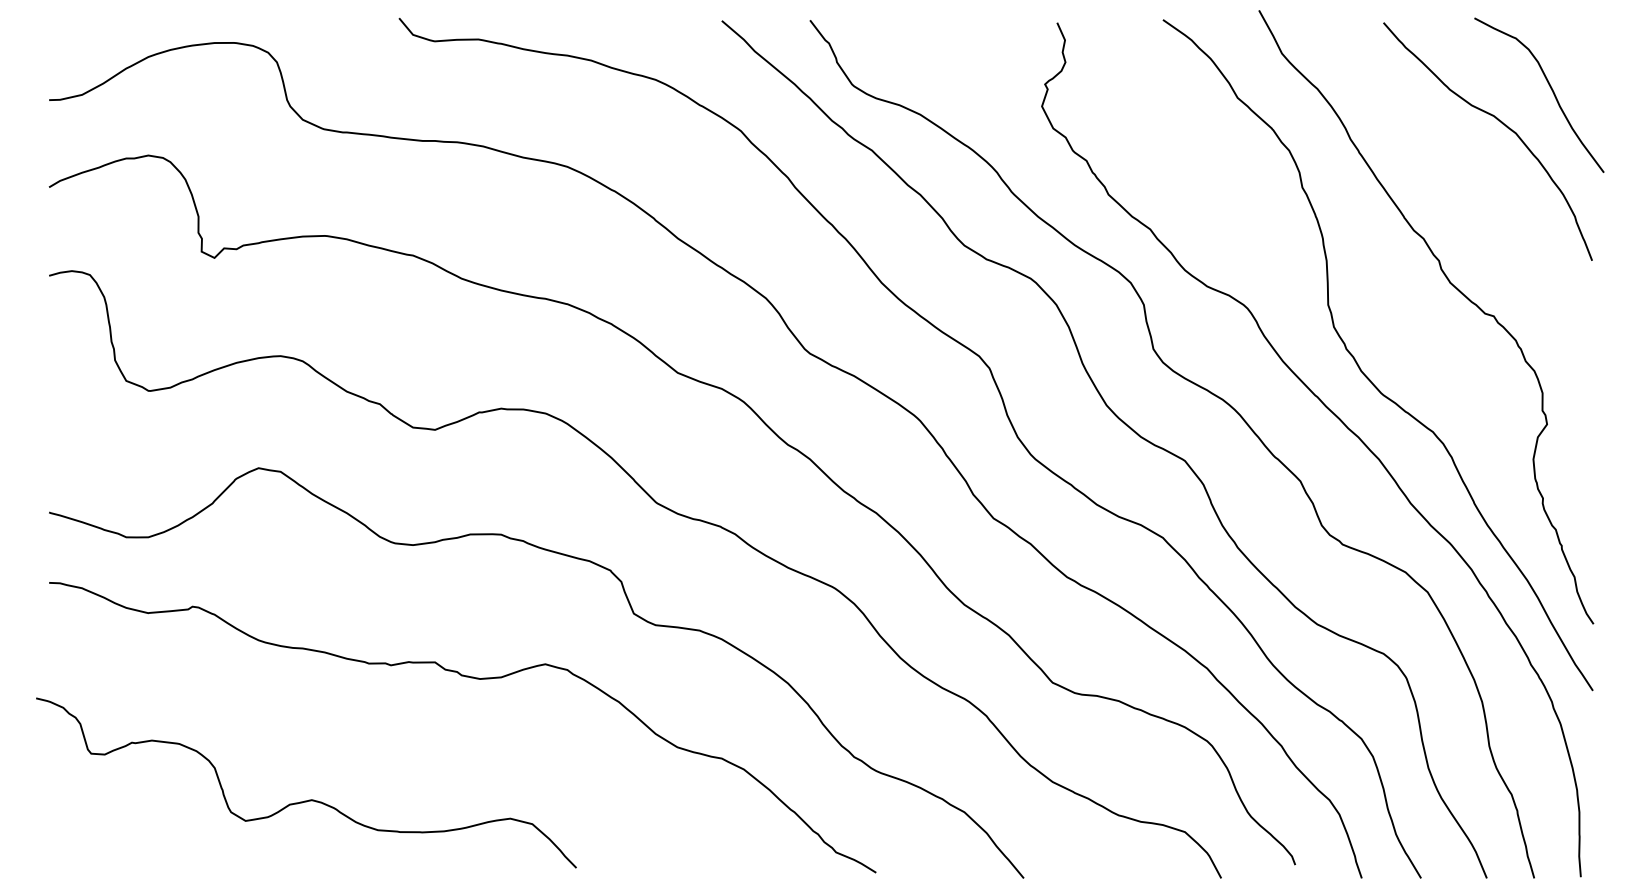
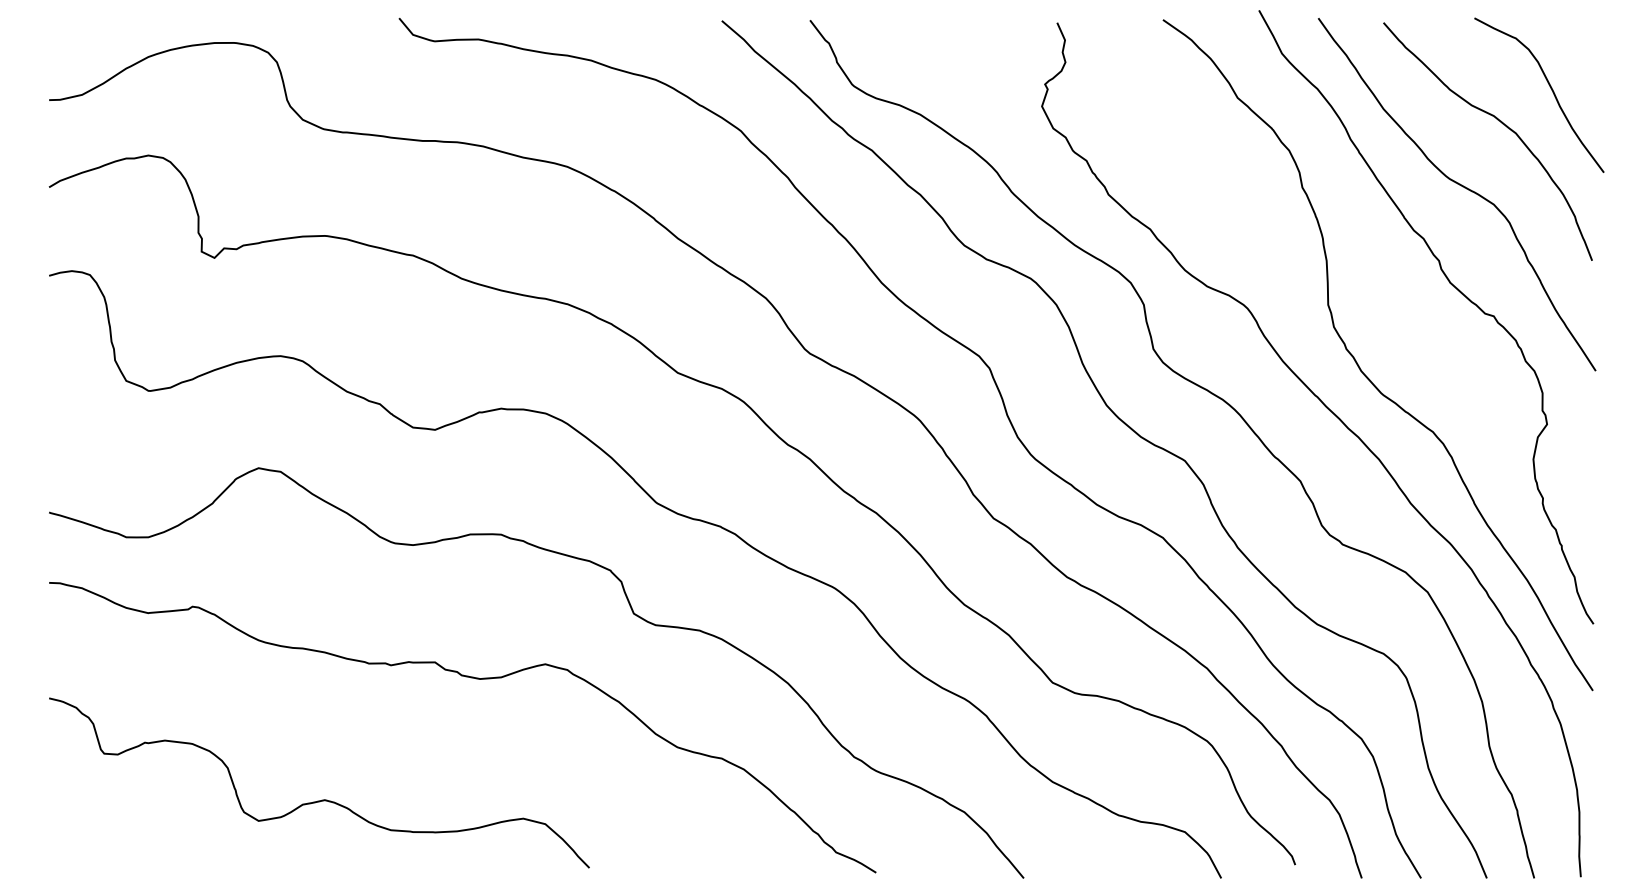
curve: none -> present (1462, 187)
curve position: (309, 799) -> (322, 799) (322, 799)
